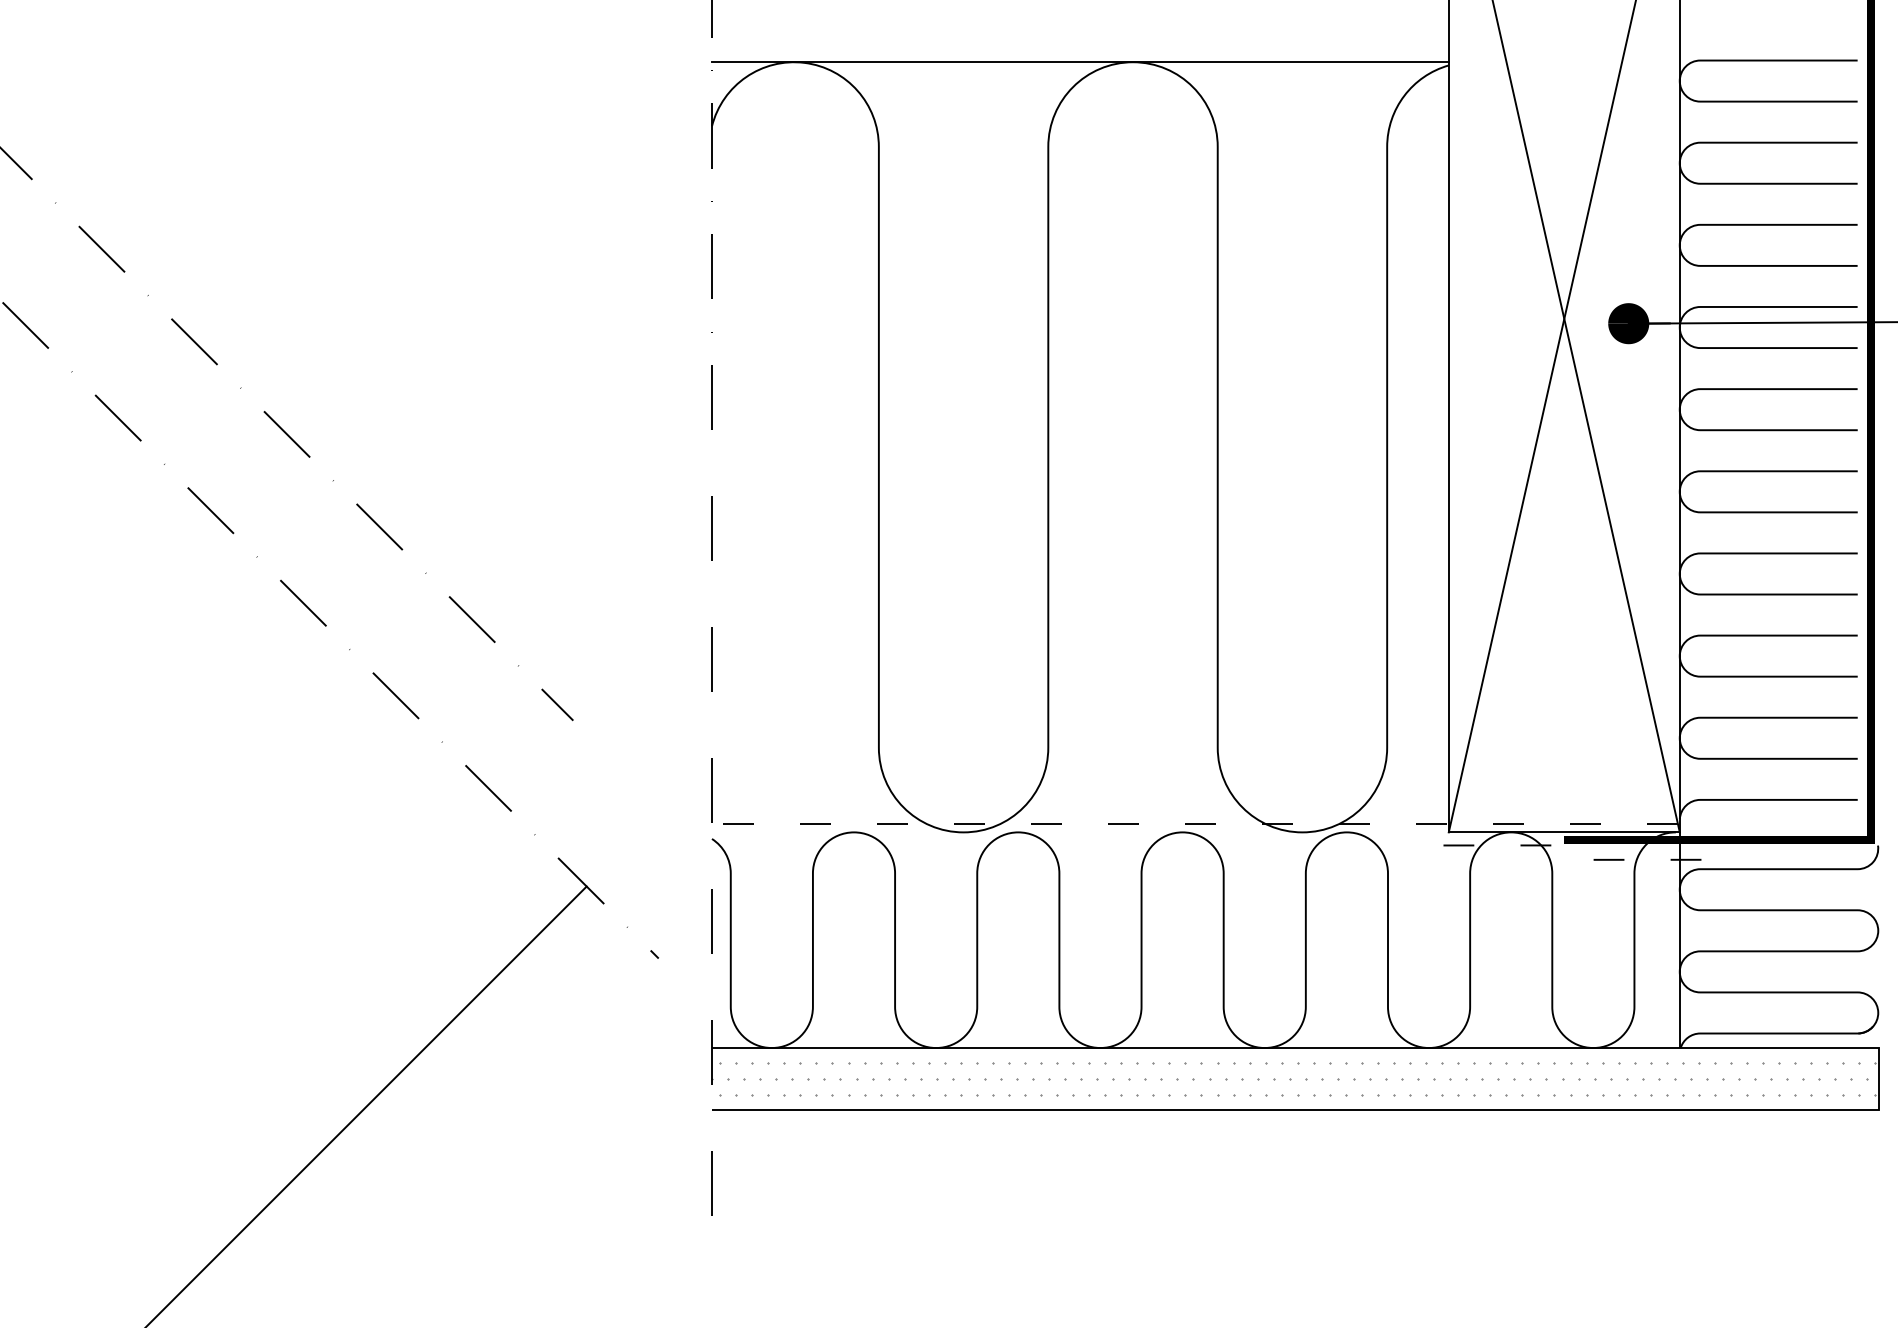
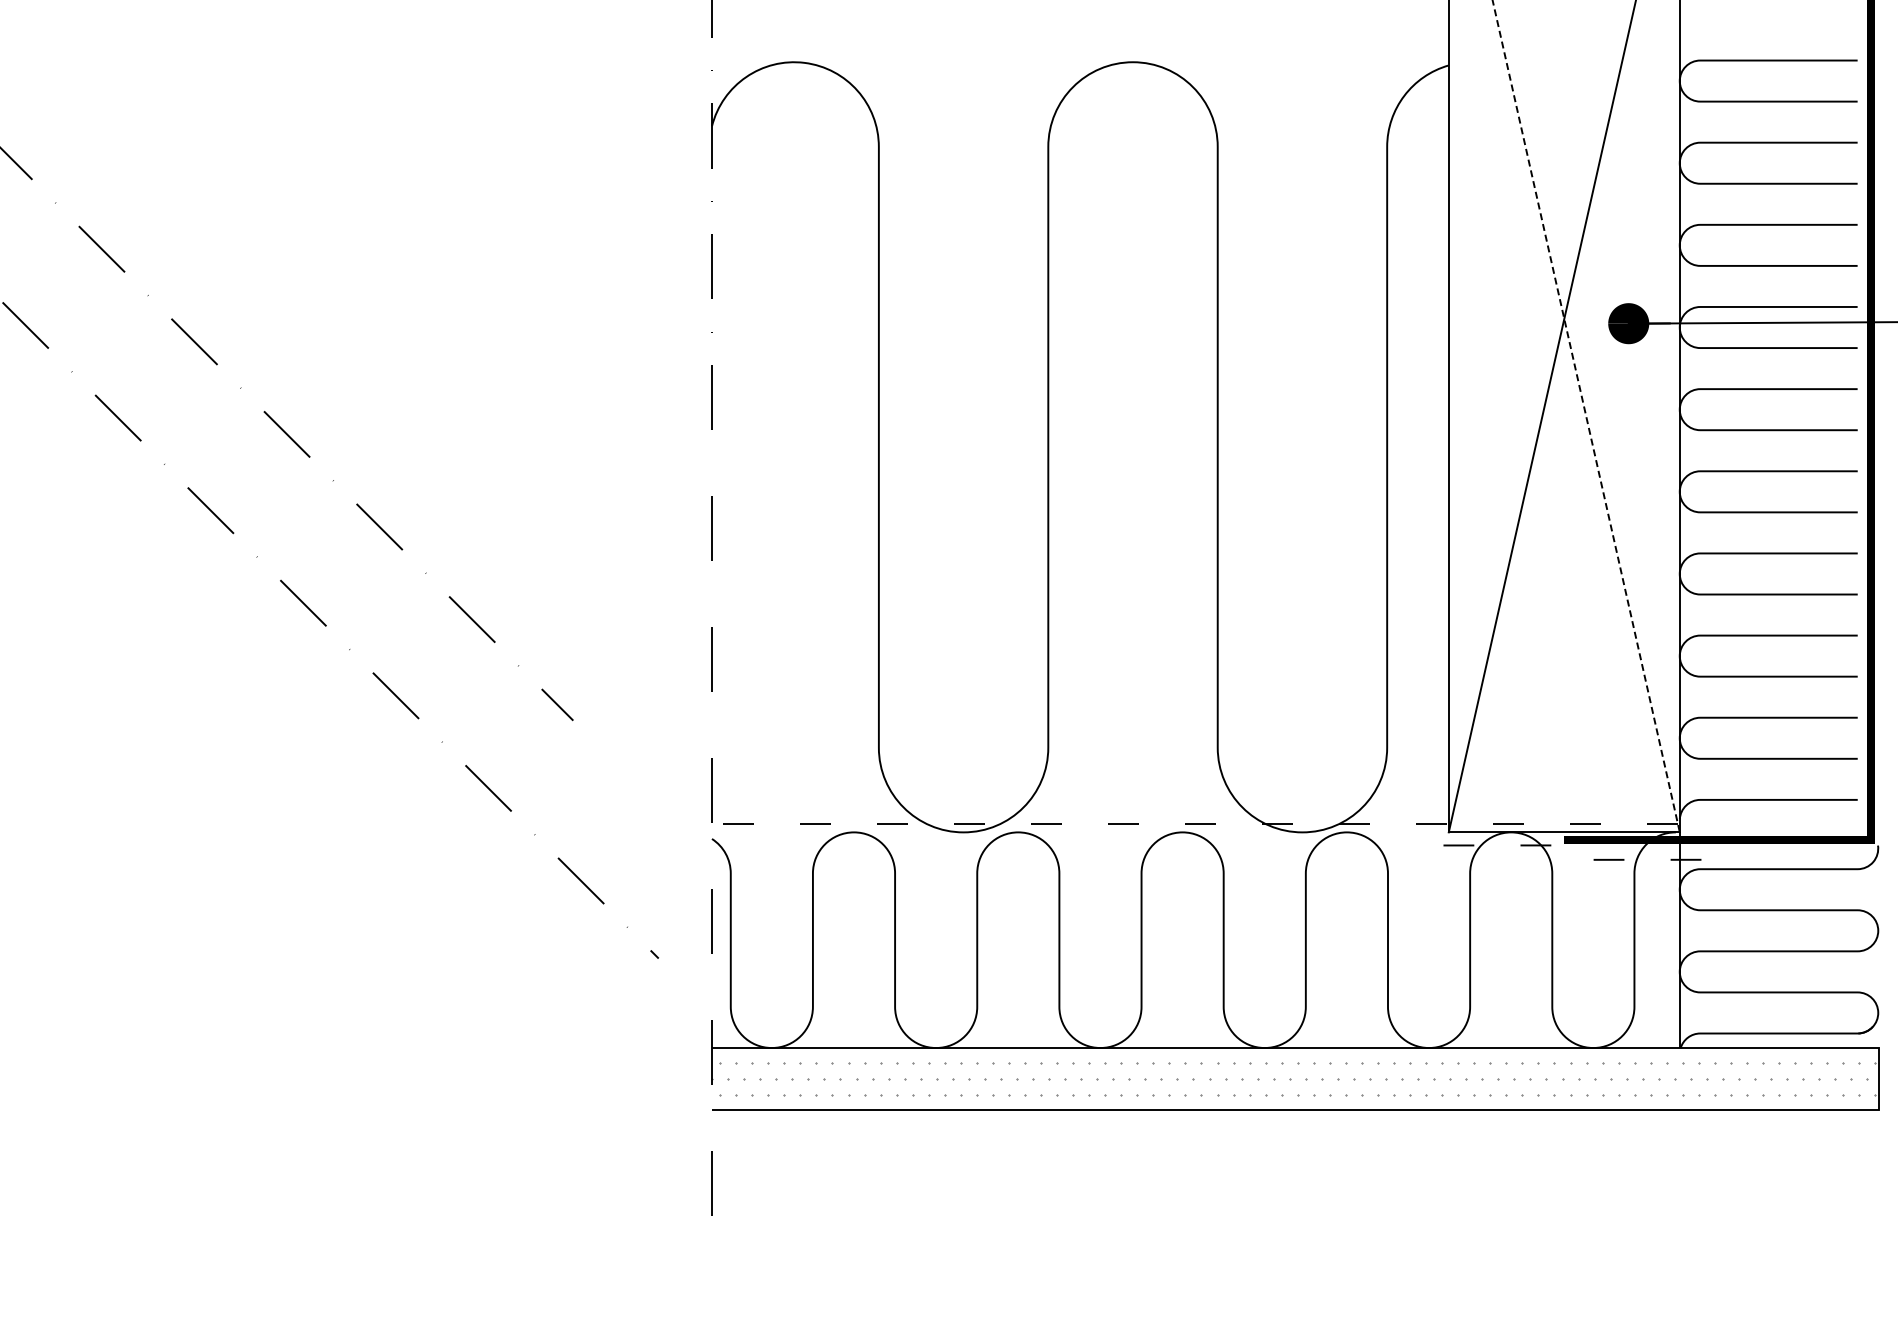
line: present -> none (1080, 62)
line: solid -> dashed (1586, 416)
line: present -> none (367, 1105)
